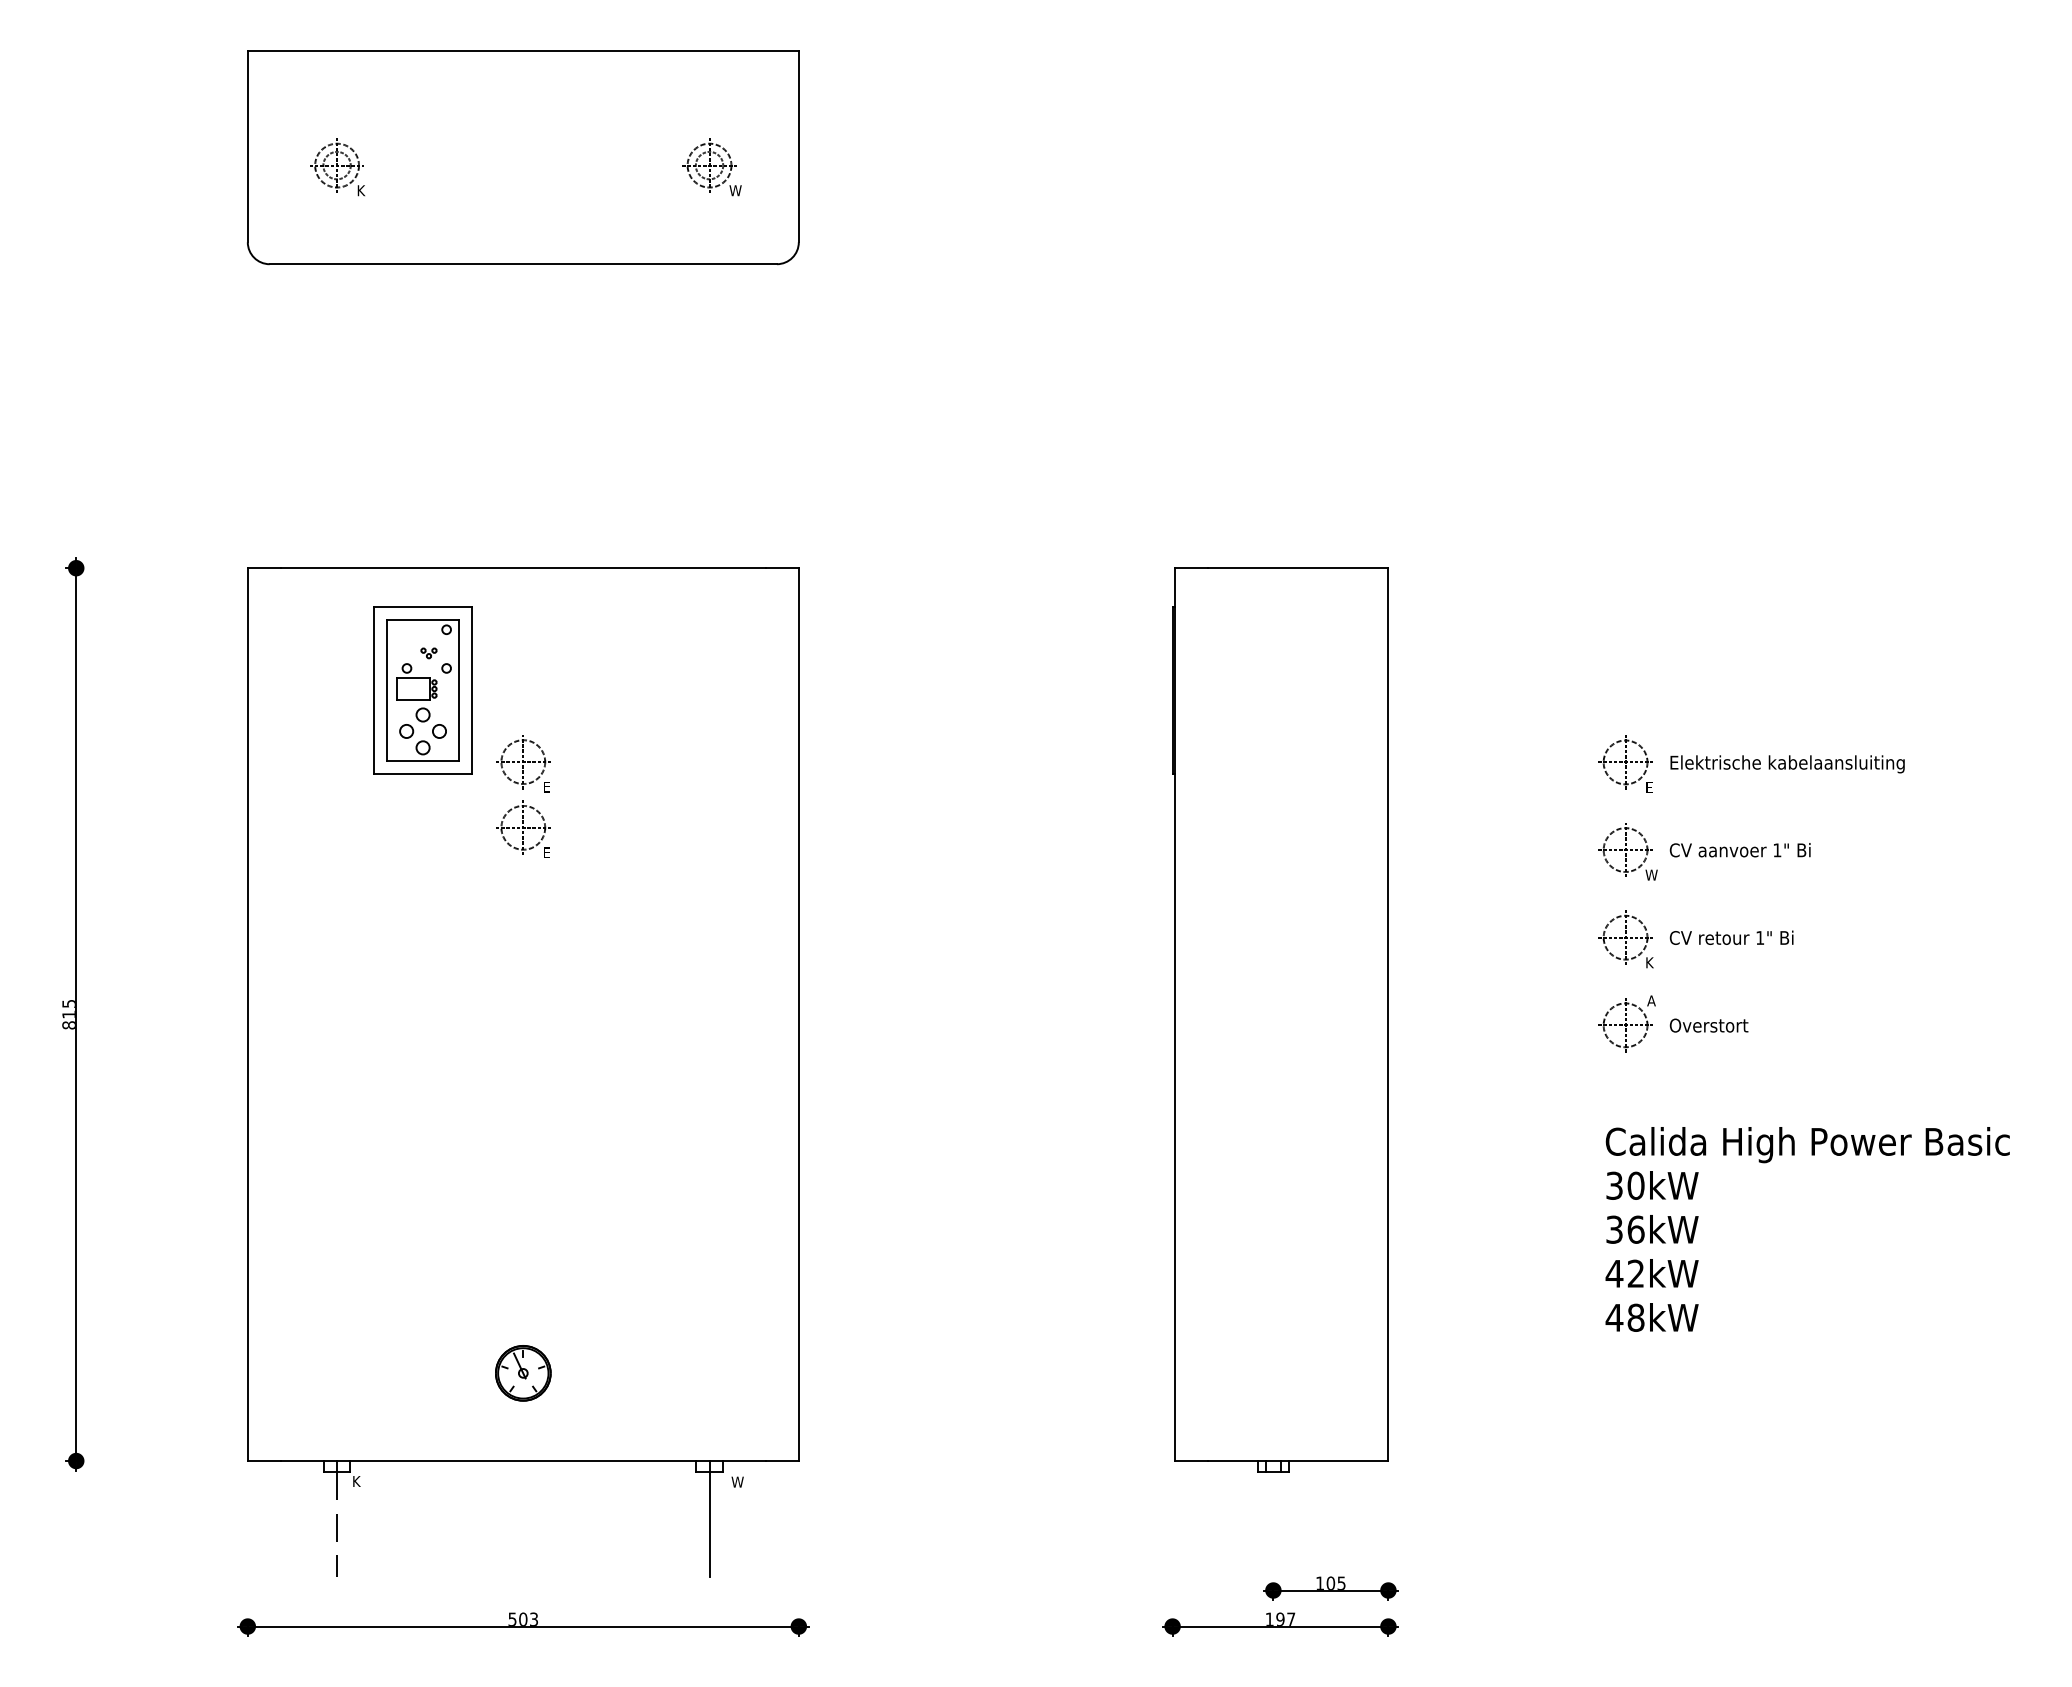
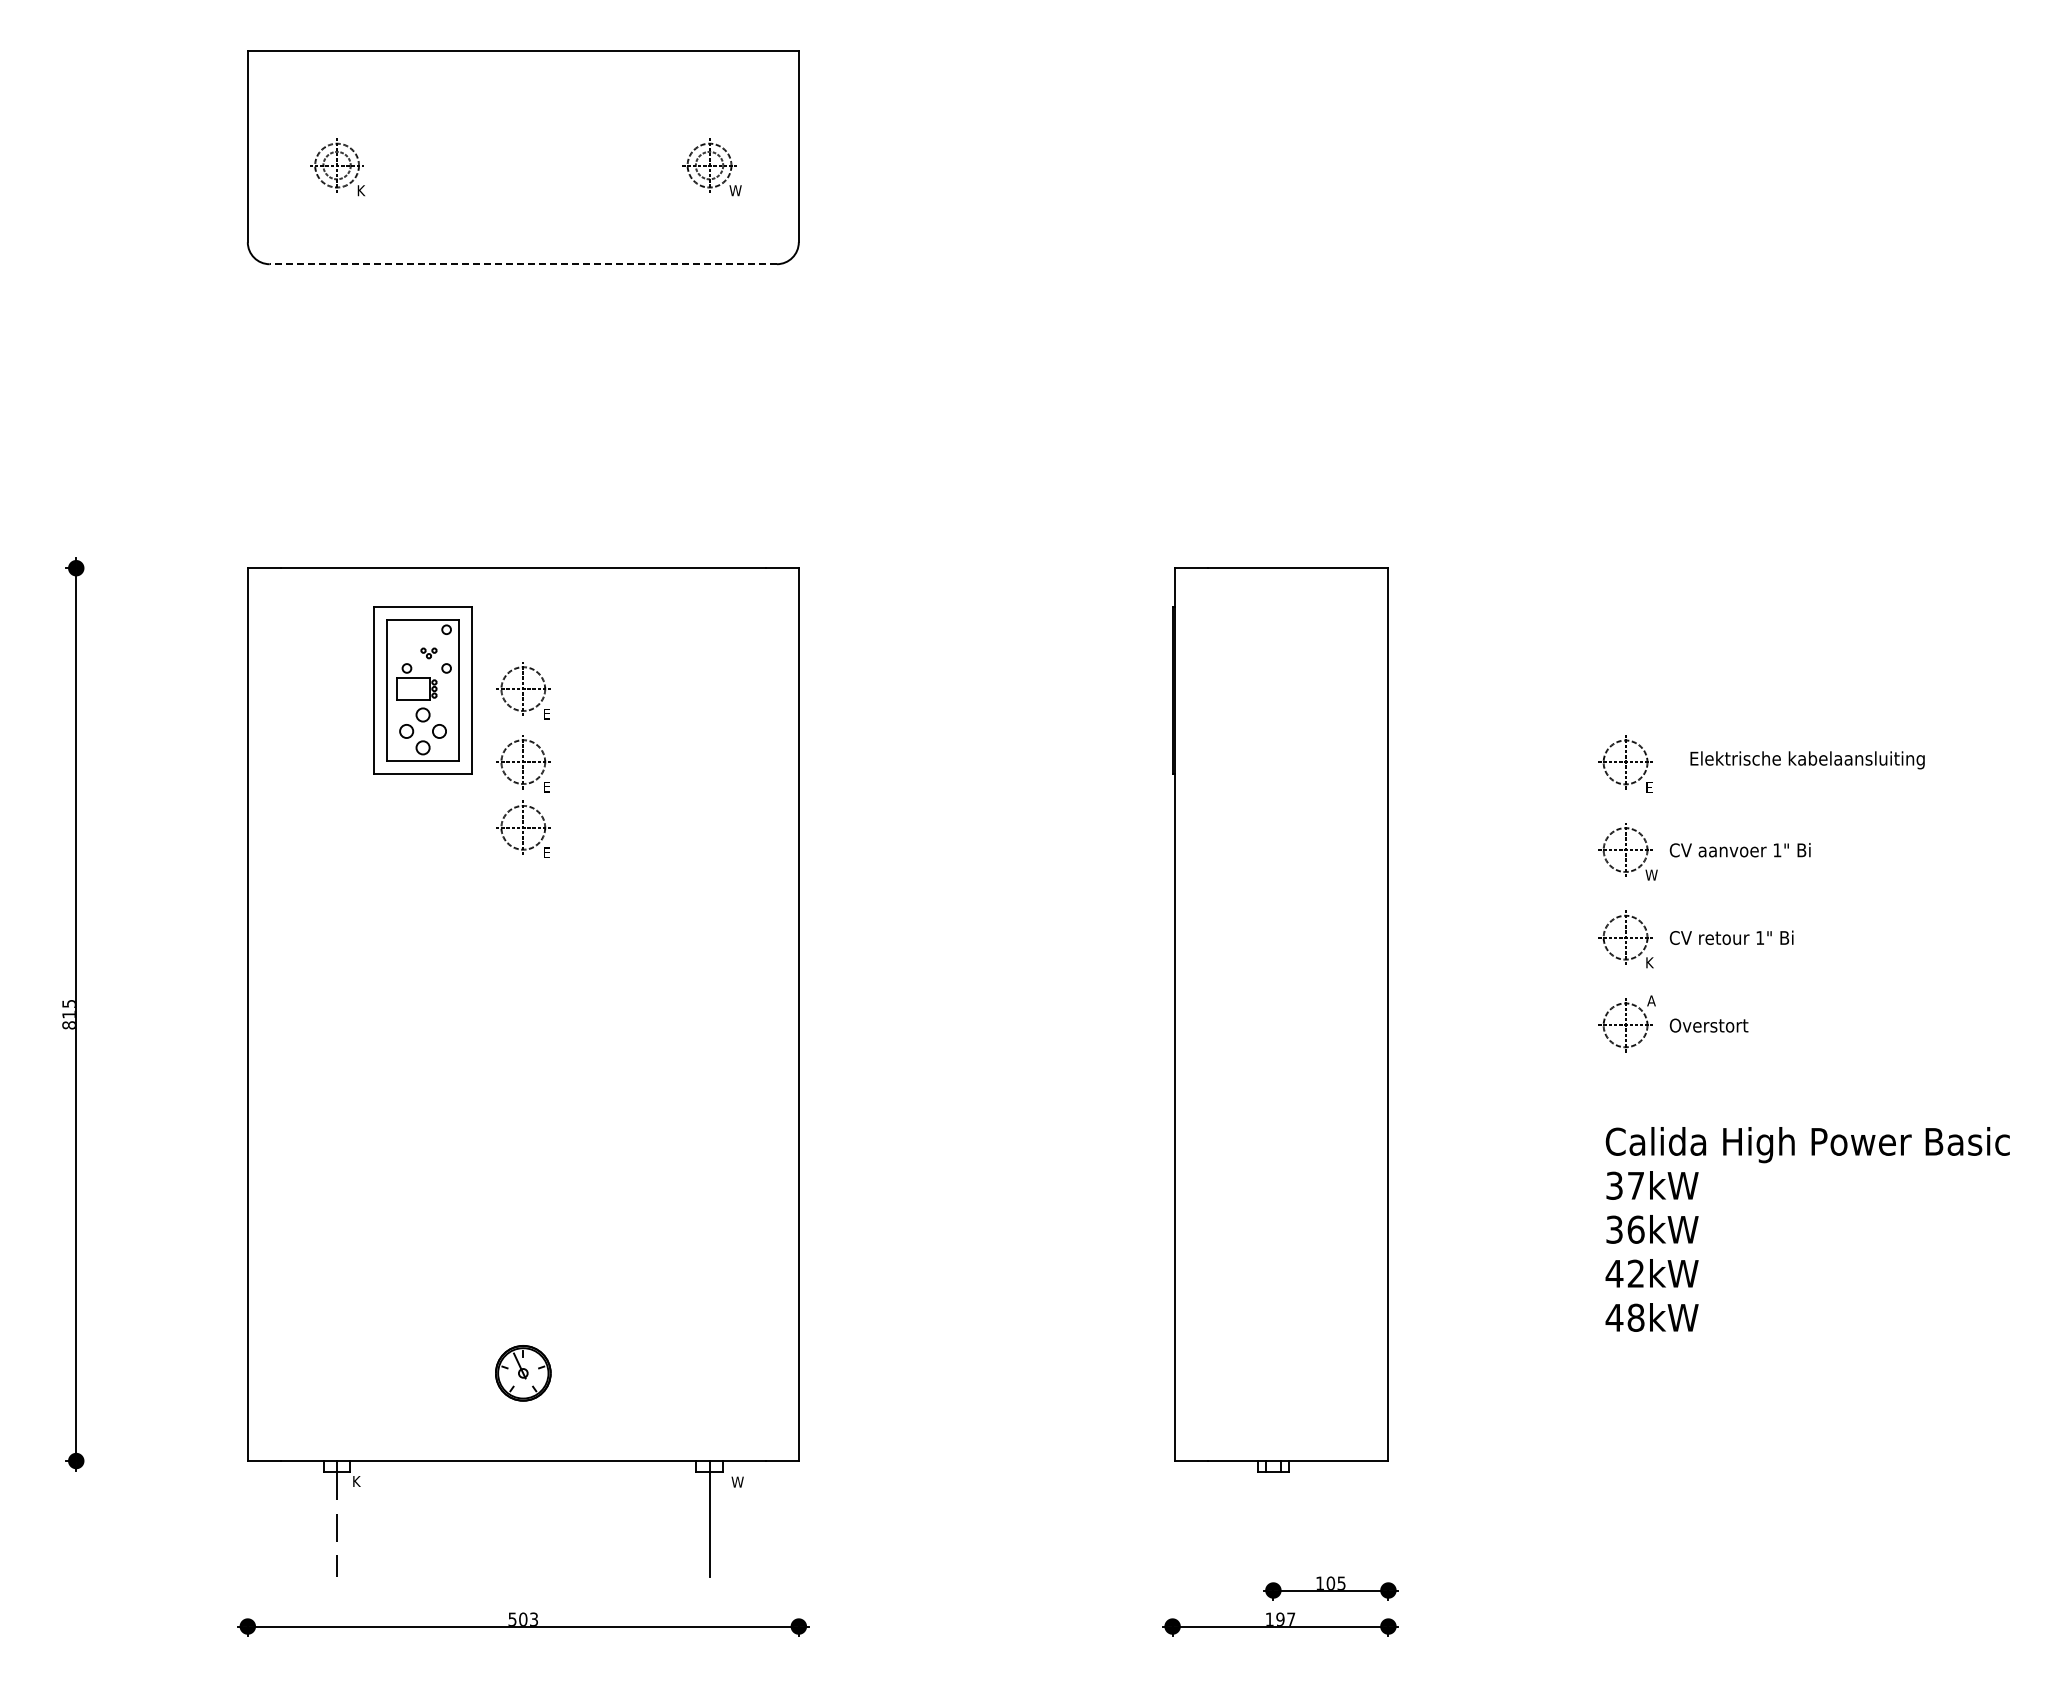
line: solid -> dashed (523, 264)
part: none -> present (523, 690)
text position: (1787, 764) -> (1807, 760) (1807, 760)
text: 30kW -> 37kW (1635, 1185)
